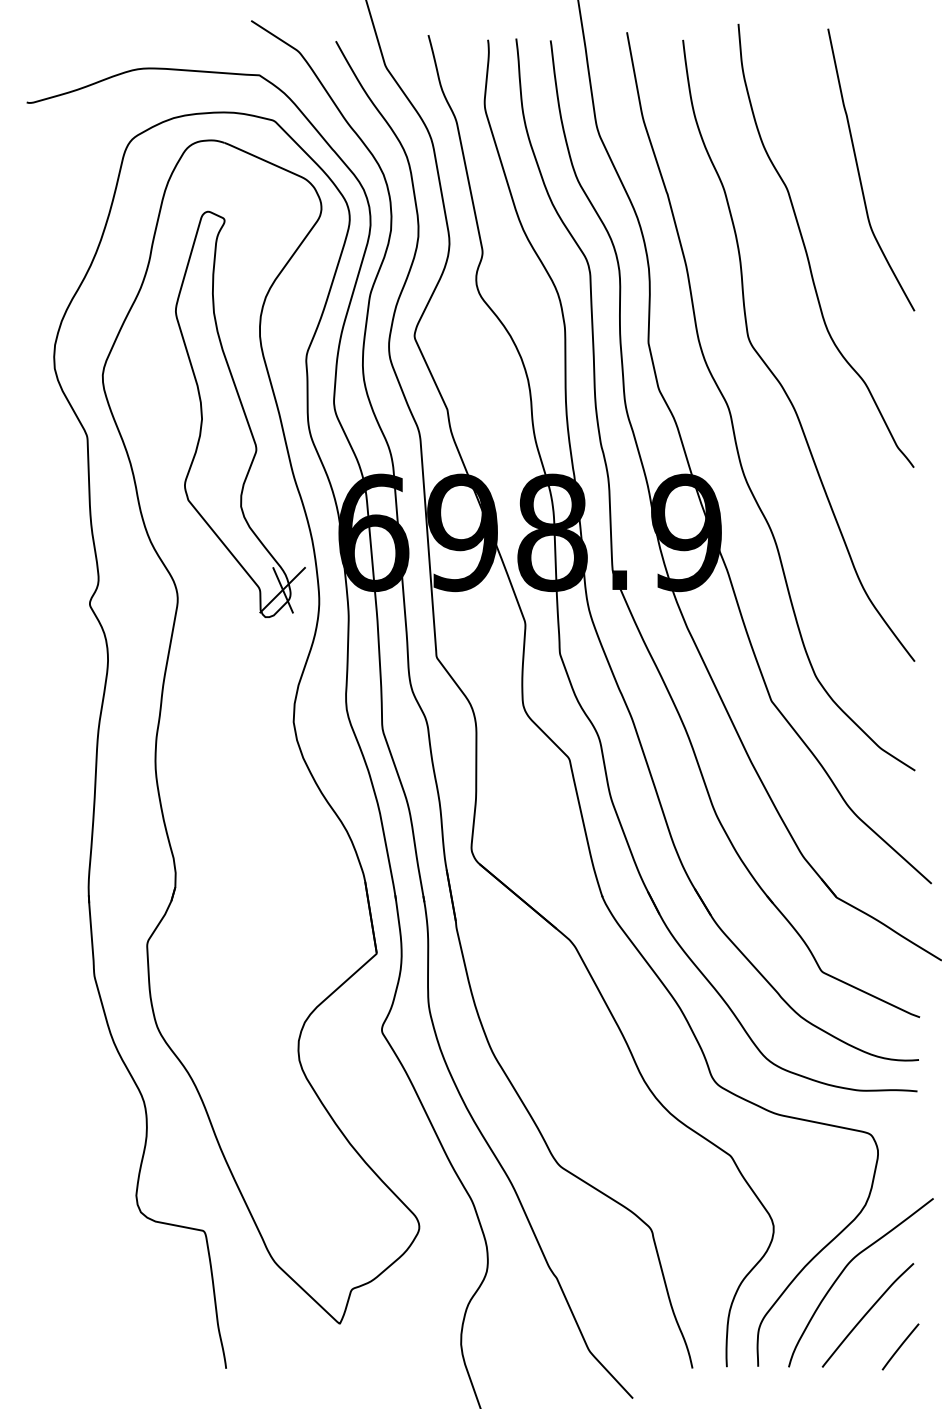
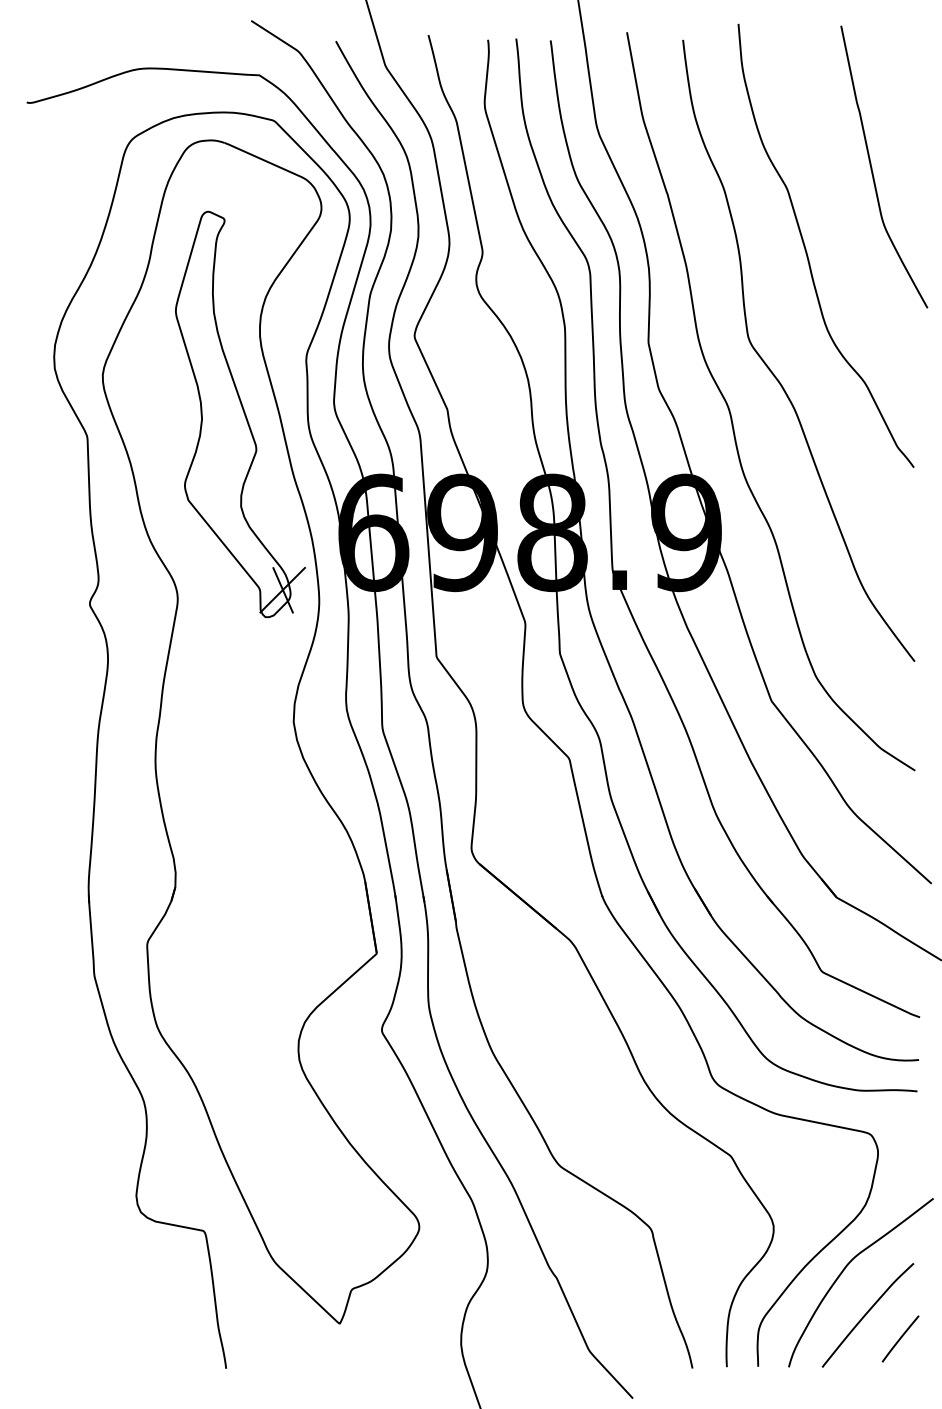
curve position: (859, 170) -> (872, 167) (872, 167)
line position: (900, 1346) -> (900, 1338) (900, 1338)
